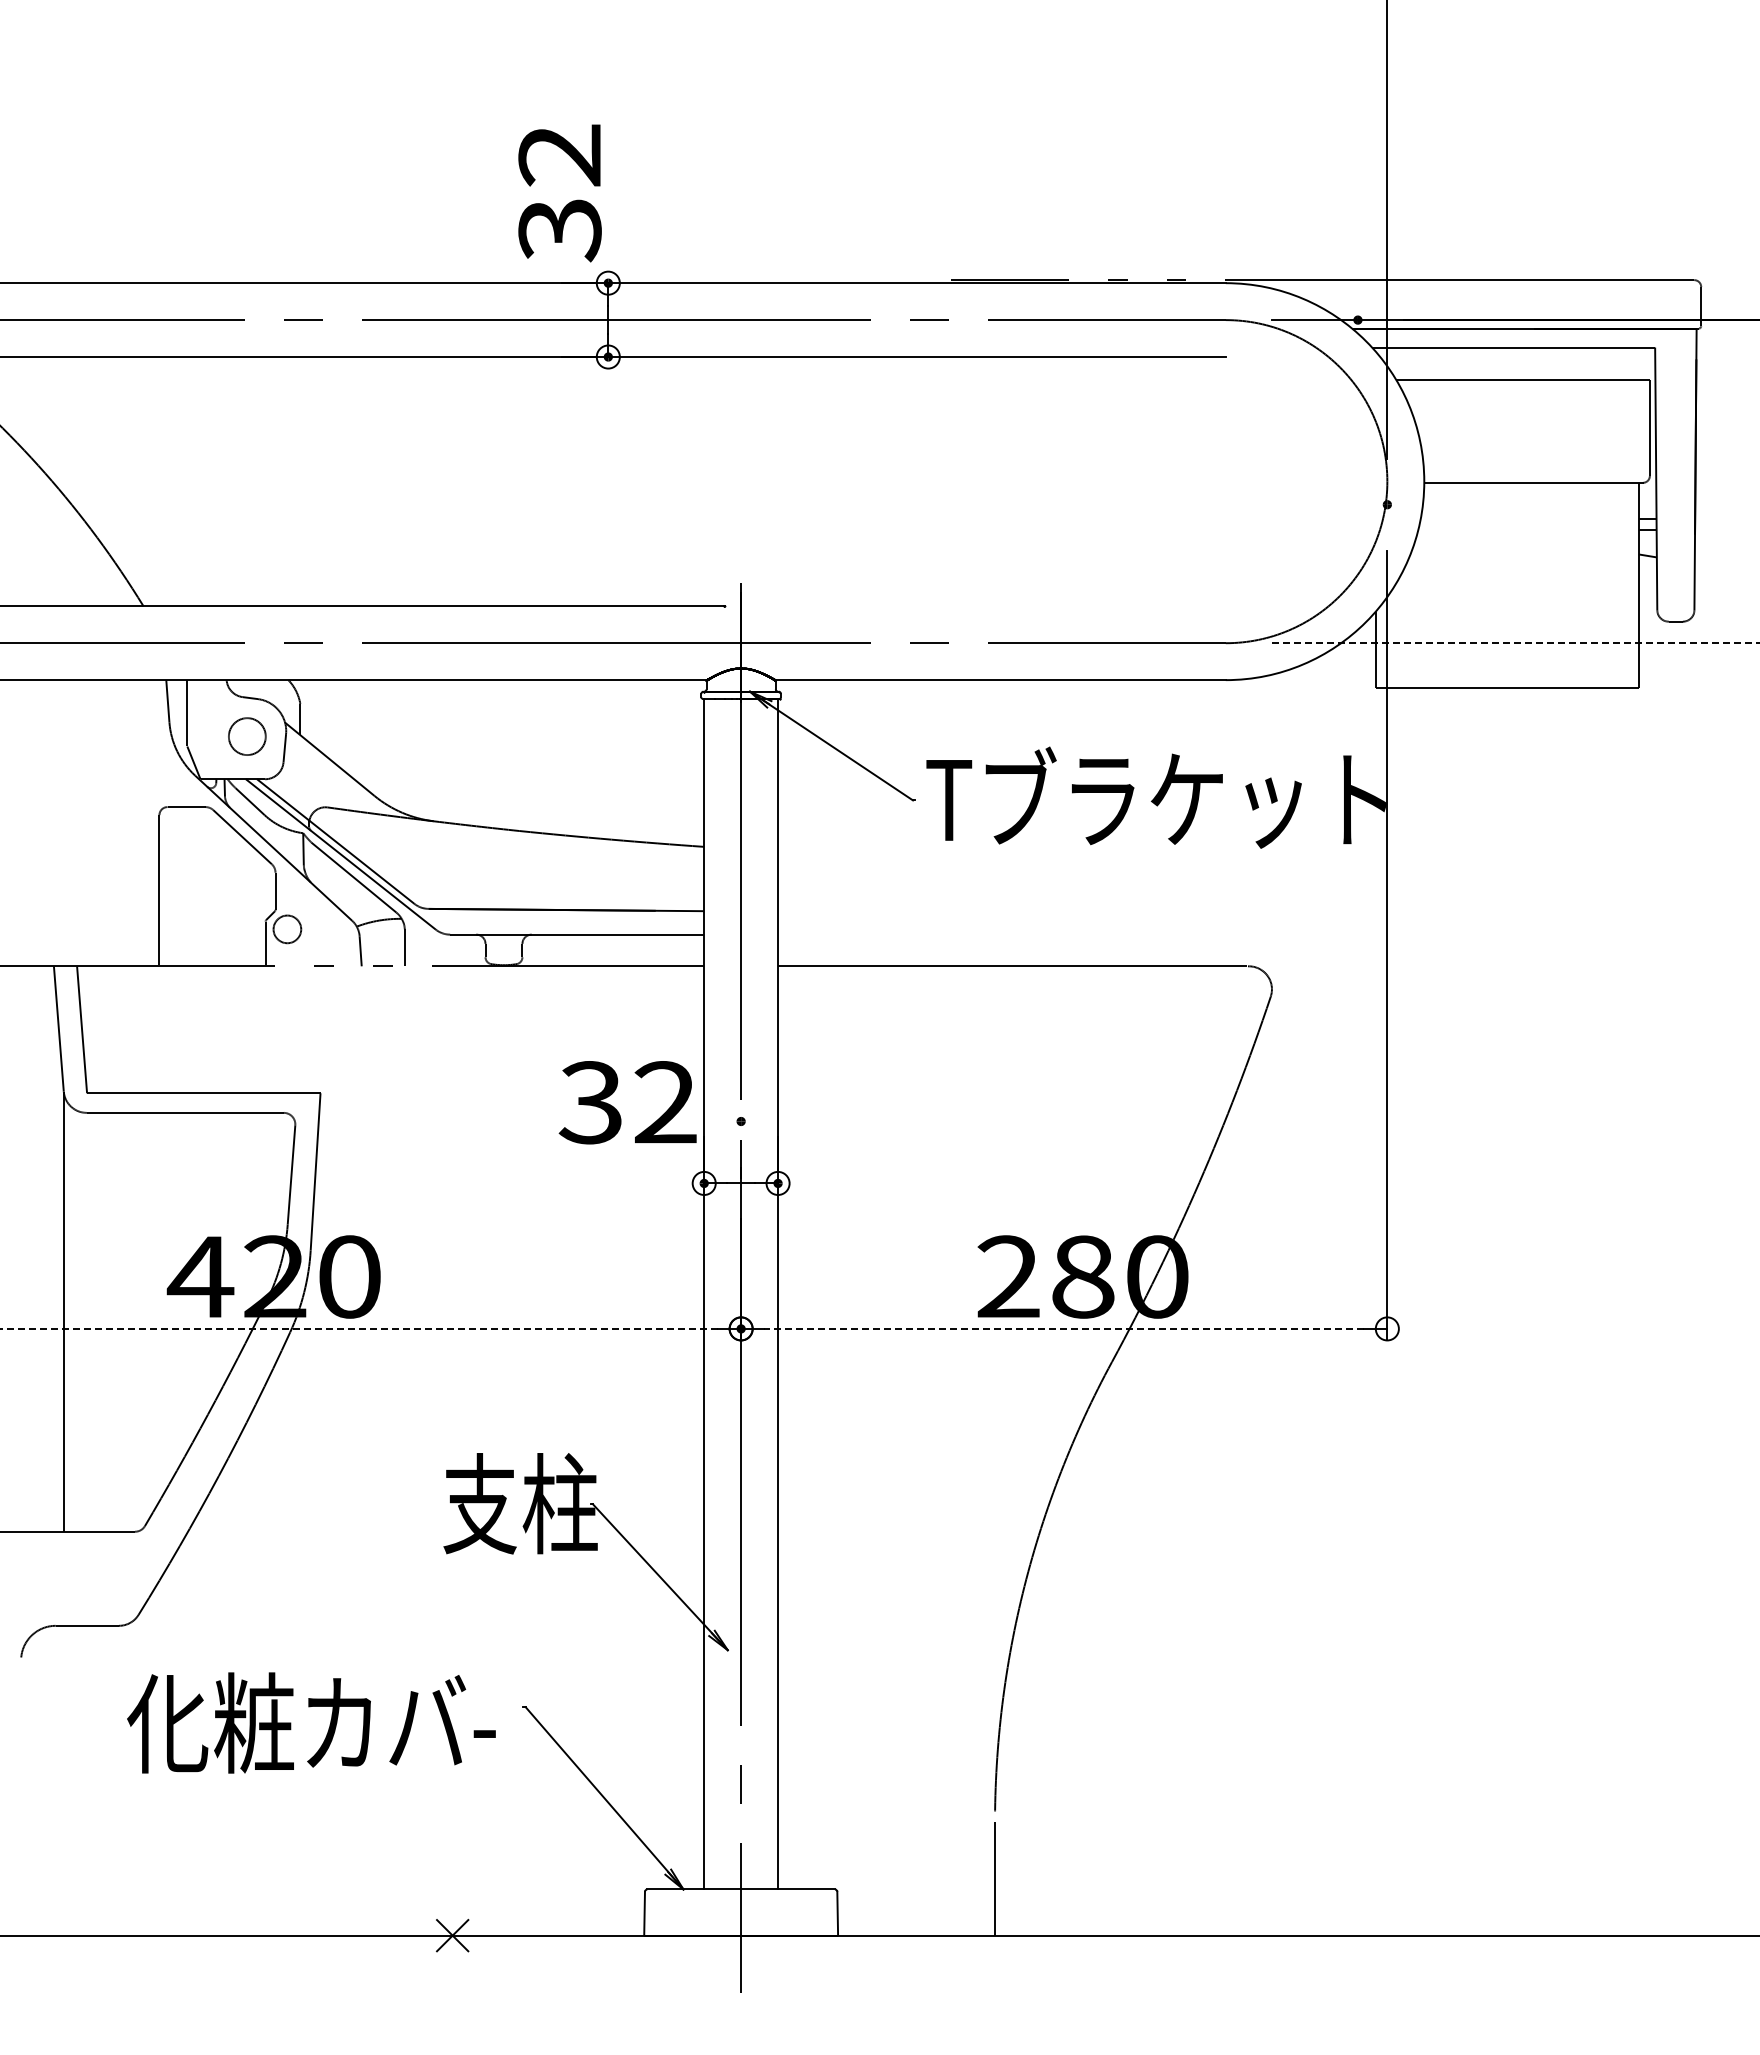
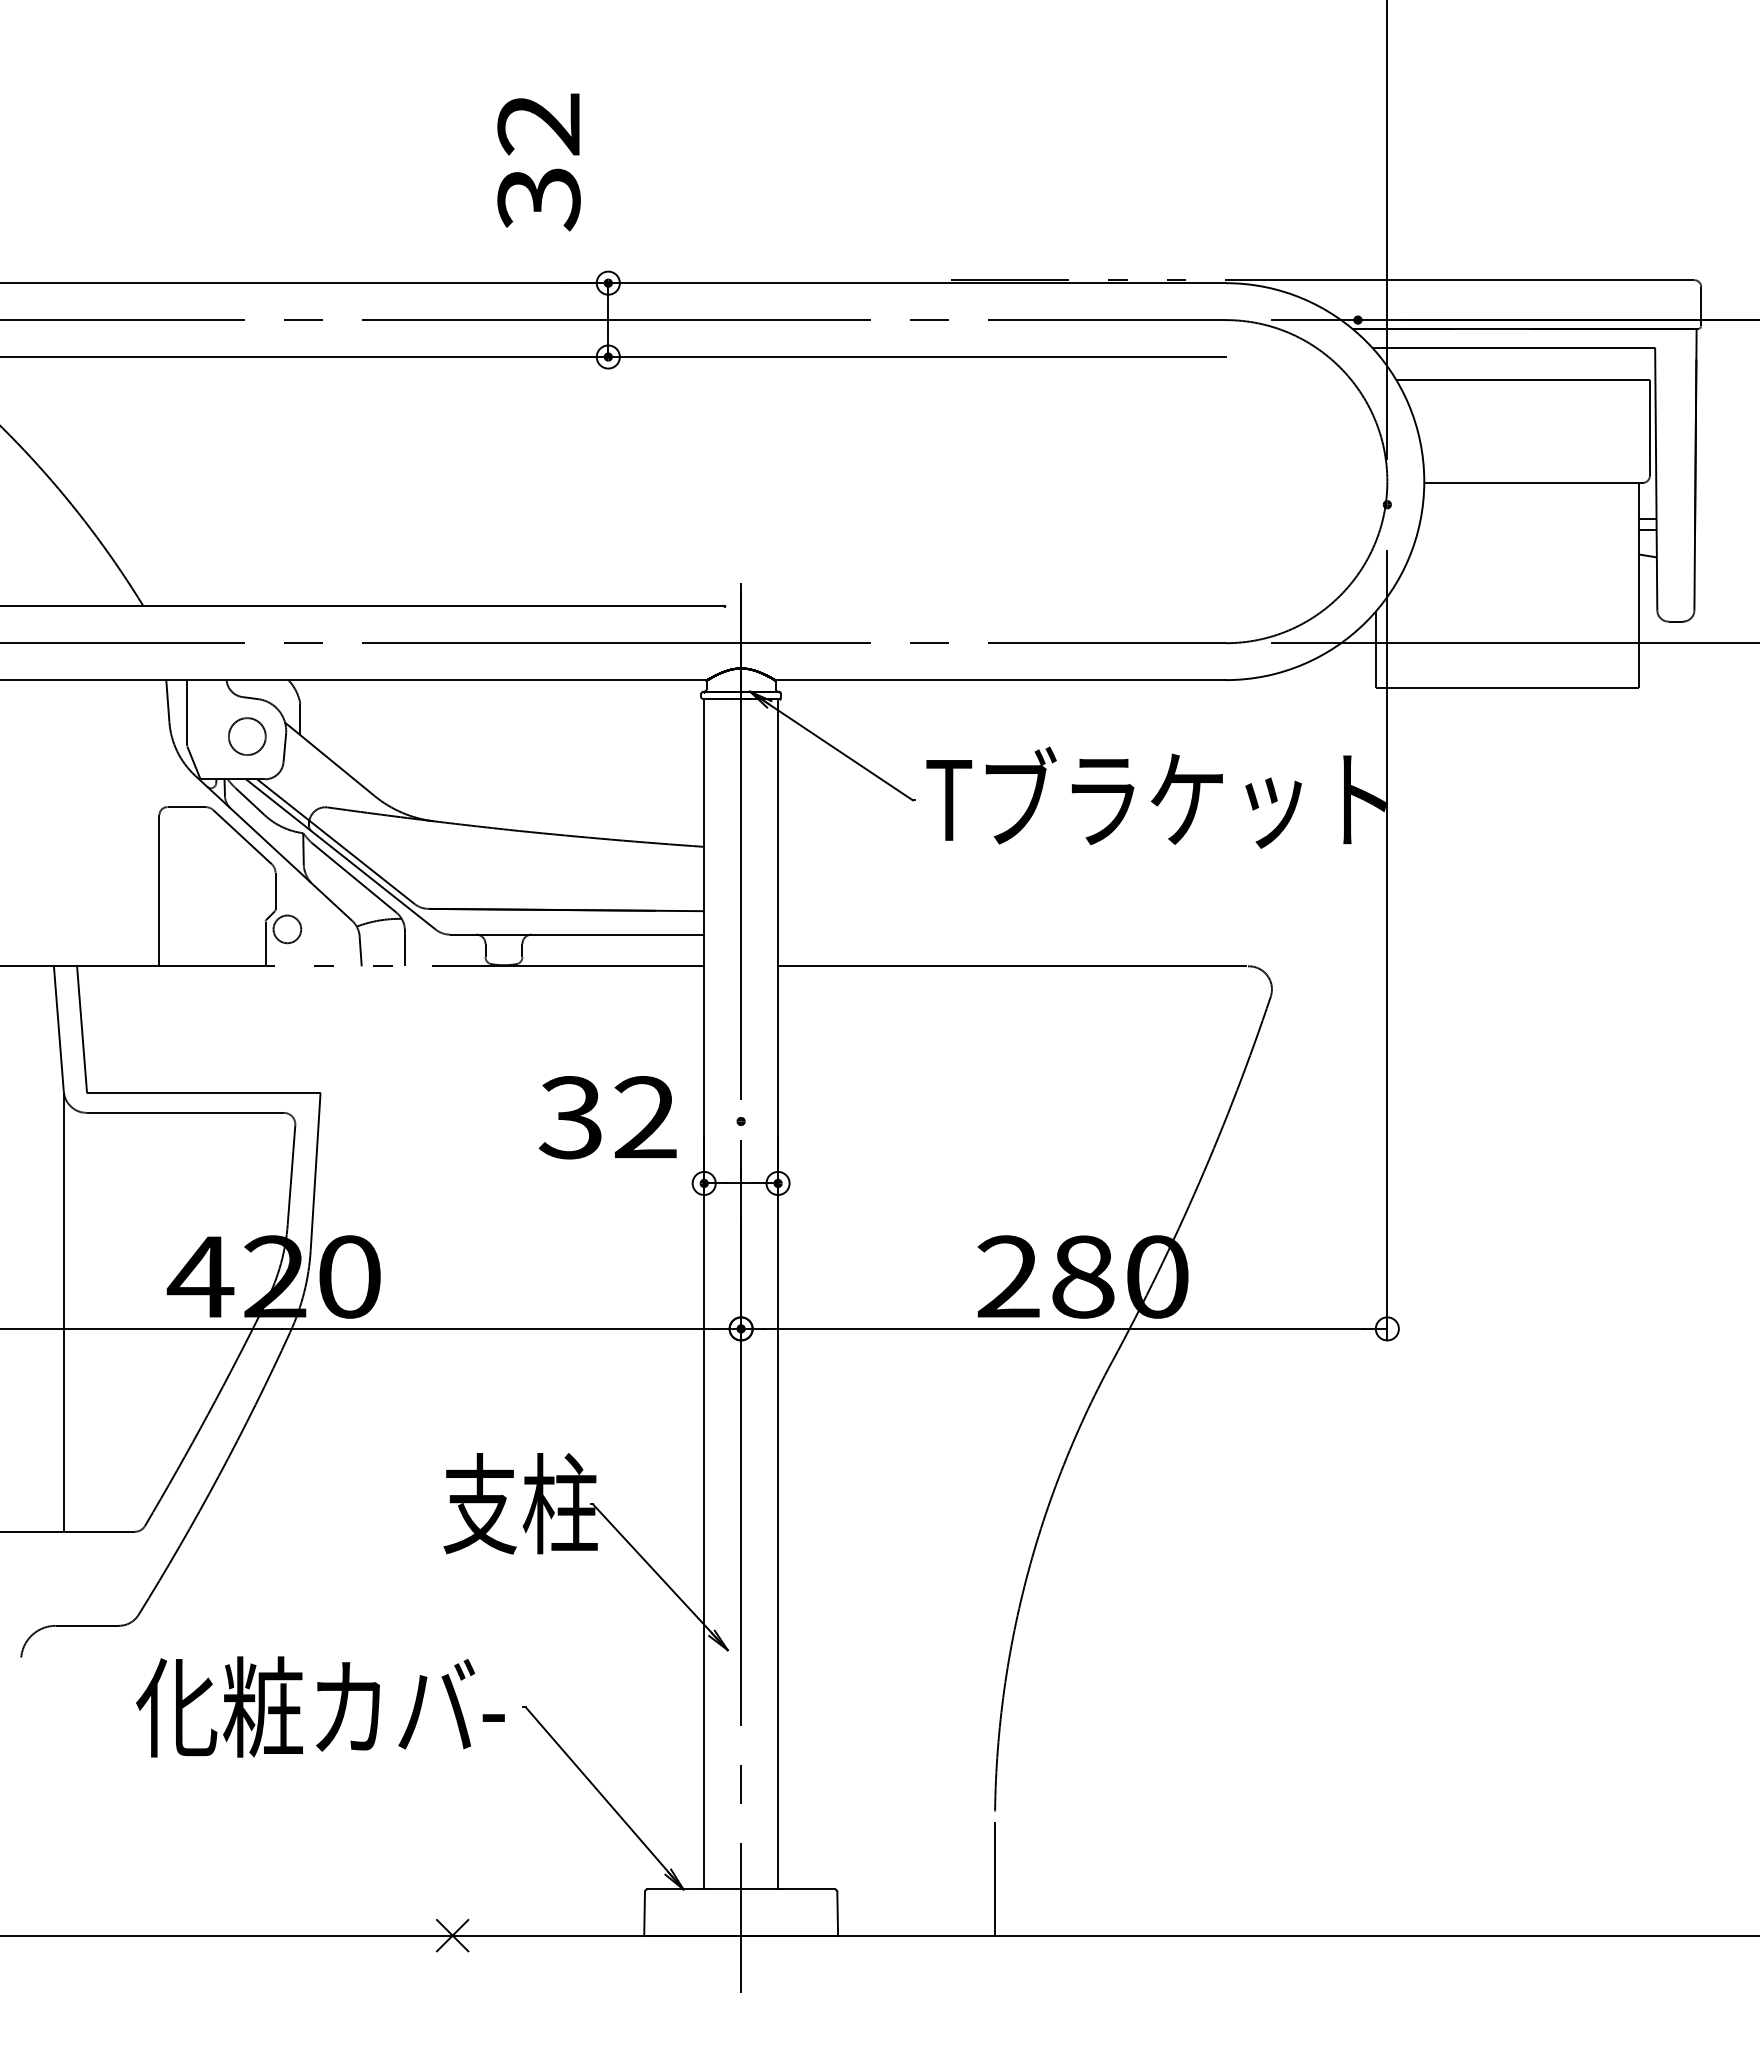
text position: (559, 193) -> (538, 162) (538, 162)
line: dashed -> solid (1515, 643)
text position: (627, 1102) -> (607, 1117) (607, 1117)
line: dashed -> solid (359, 1328)
line: dashed -> solid (1063, 1328)
text position: (311, 1722) -> (320, 1706) (320, 1706)
